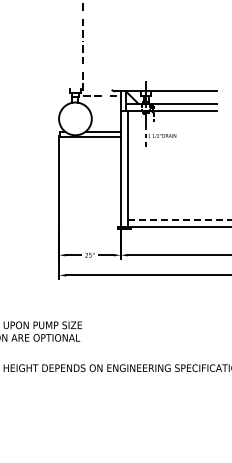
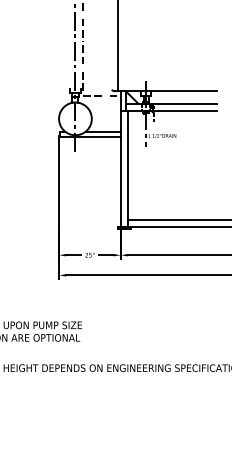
line: none -> present (118, 46)
line: none -> present (75, 76)
line: dashed -> solid (180, 219)
